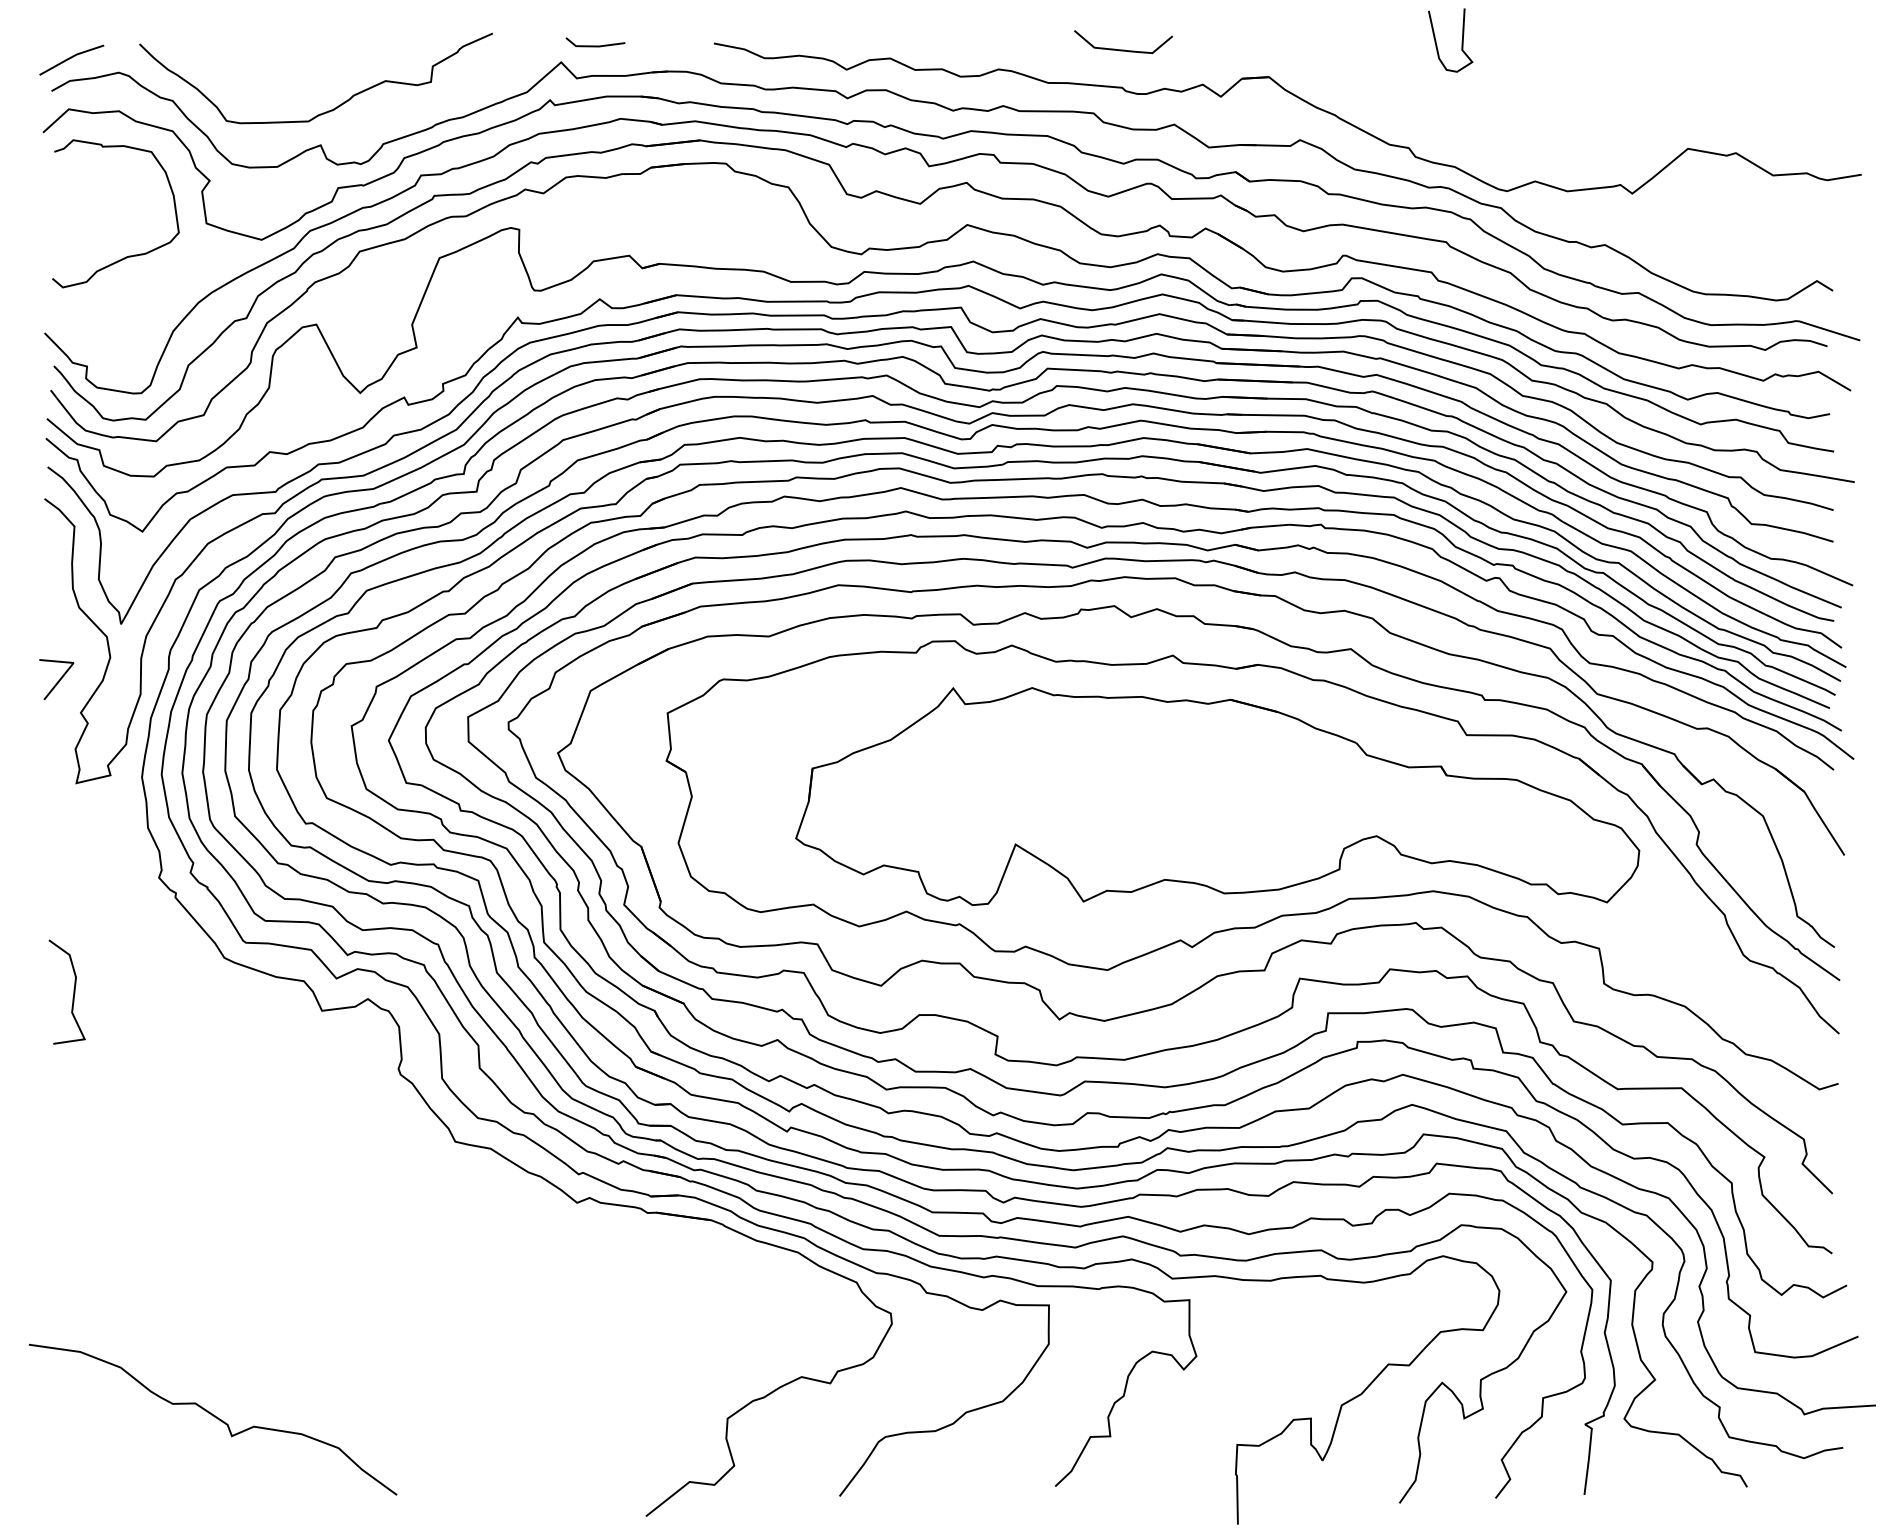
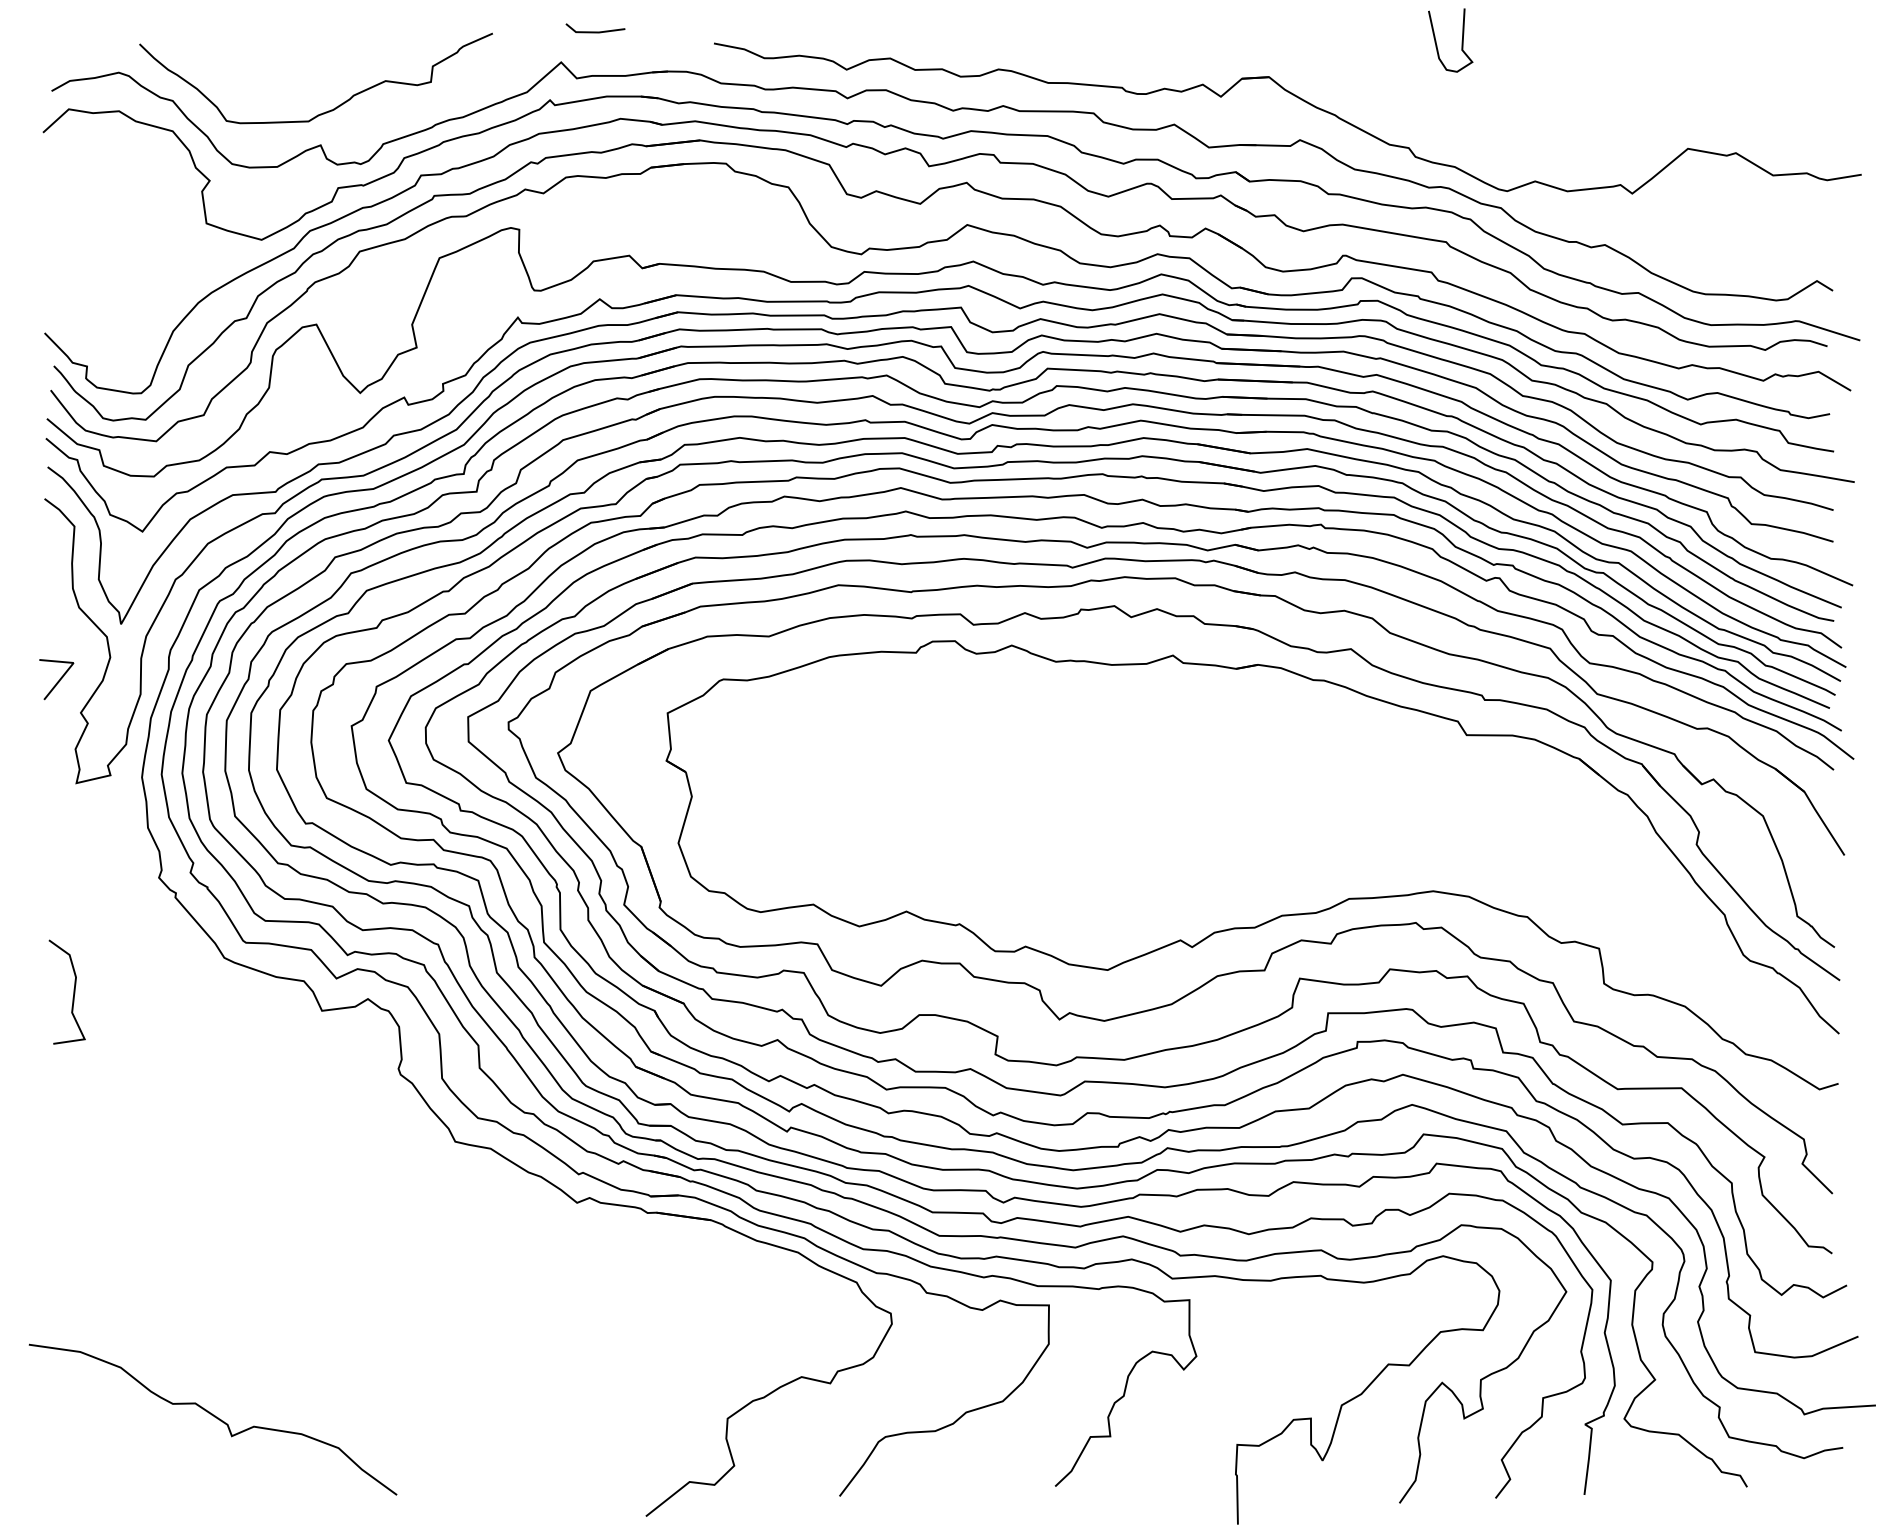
line position: (595, 45) -> (595, 31) (595, 31)
line: present -> none (1123, 49)
line: present -> none (71, 58)
curve: present -> none (128, 255)
part: present -> none (1217, 796)
